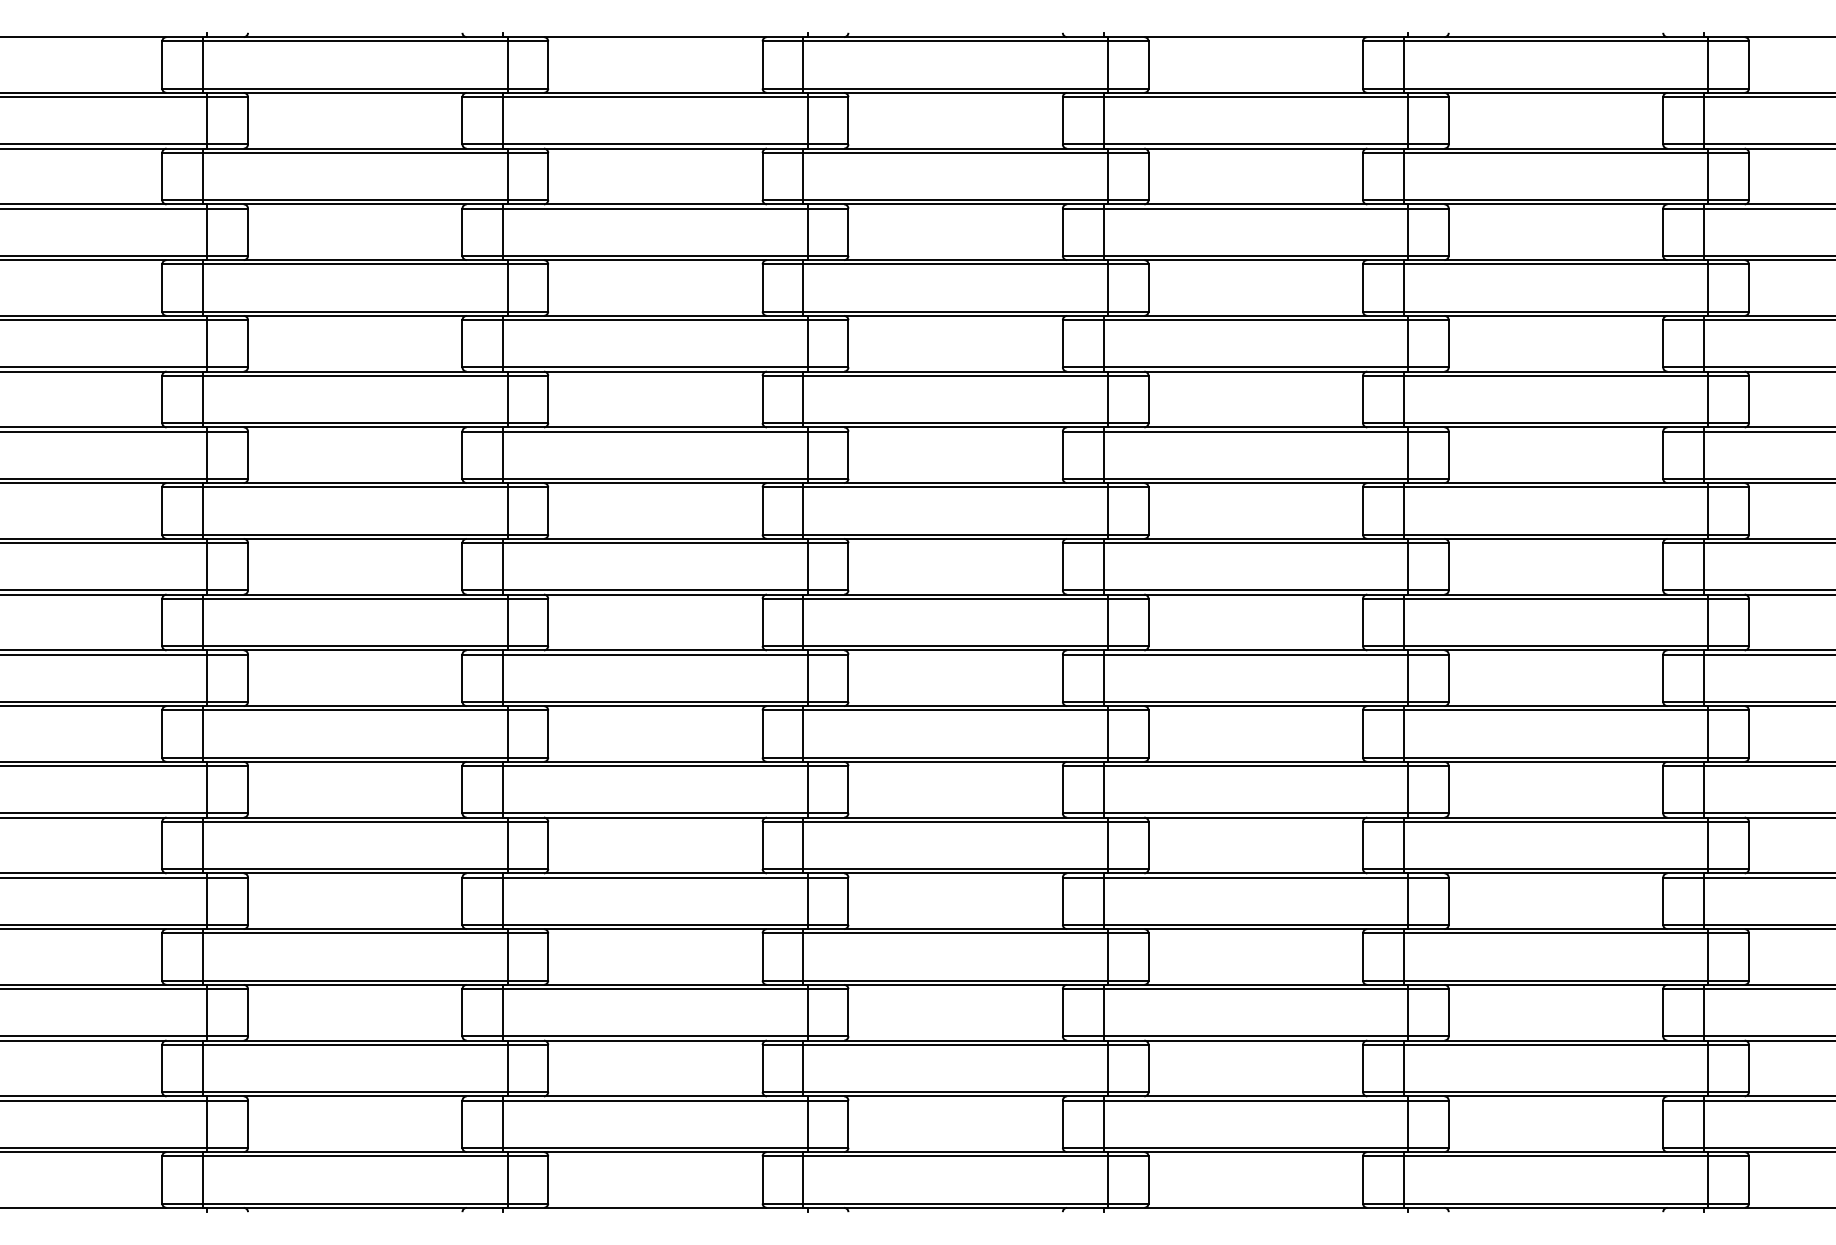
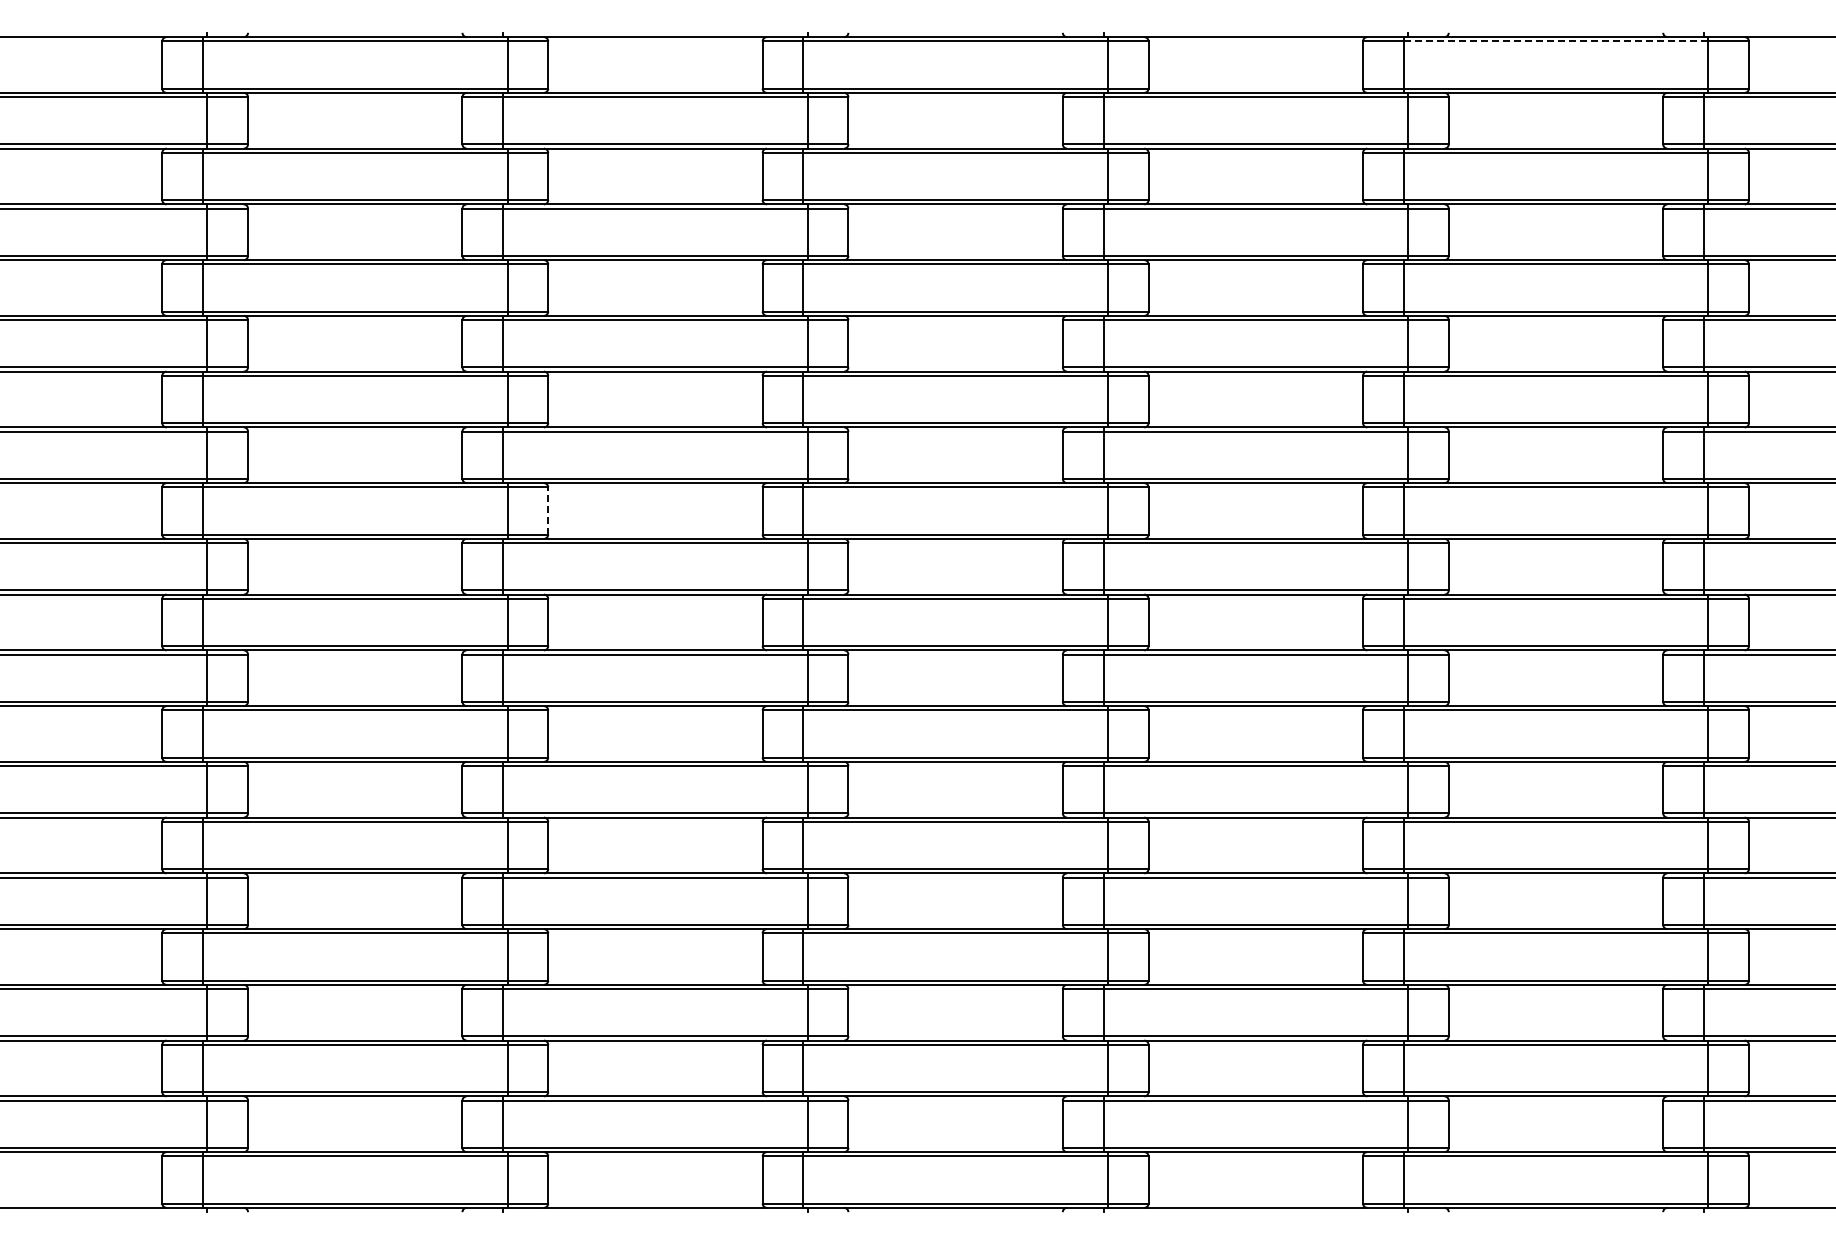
line: solid -> dashed (1555, 41)
line: solid -> dashed (548, 511)
